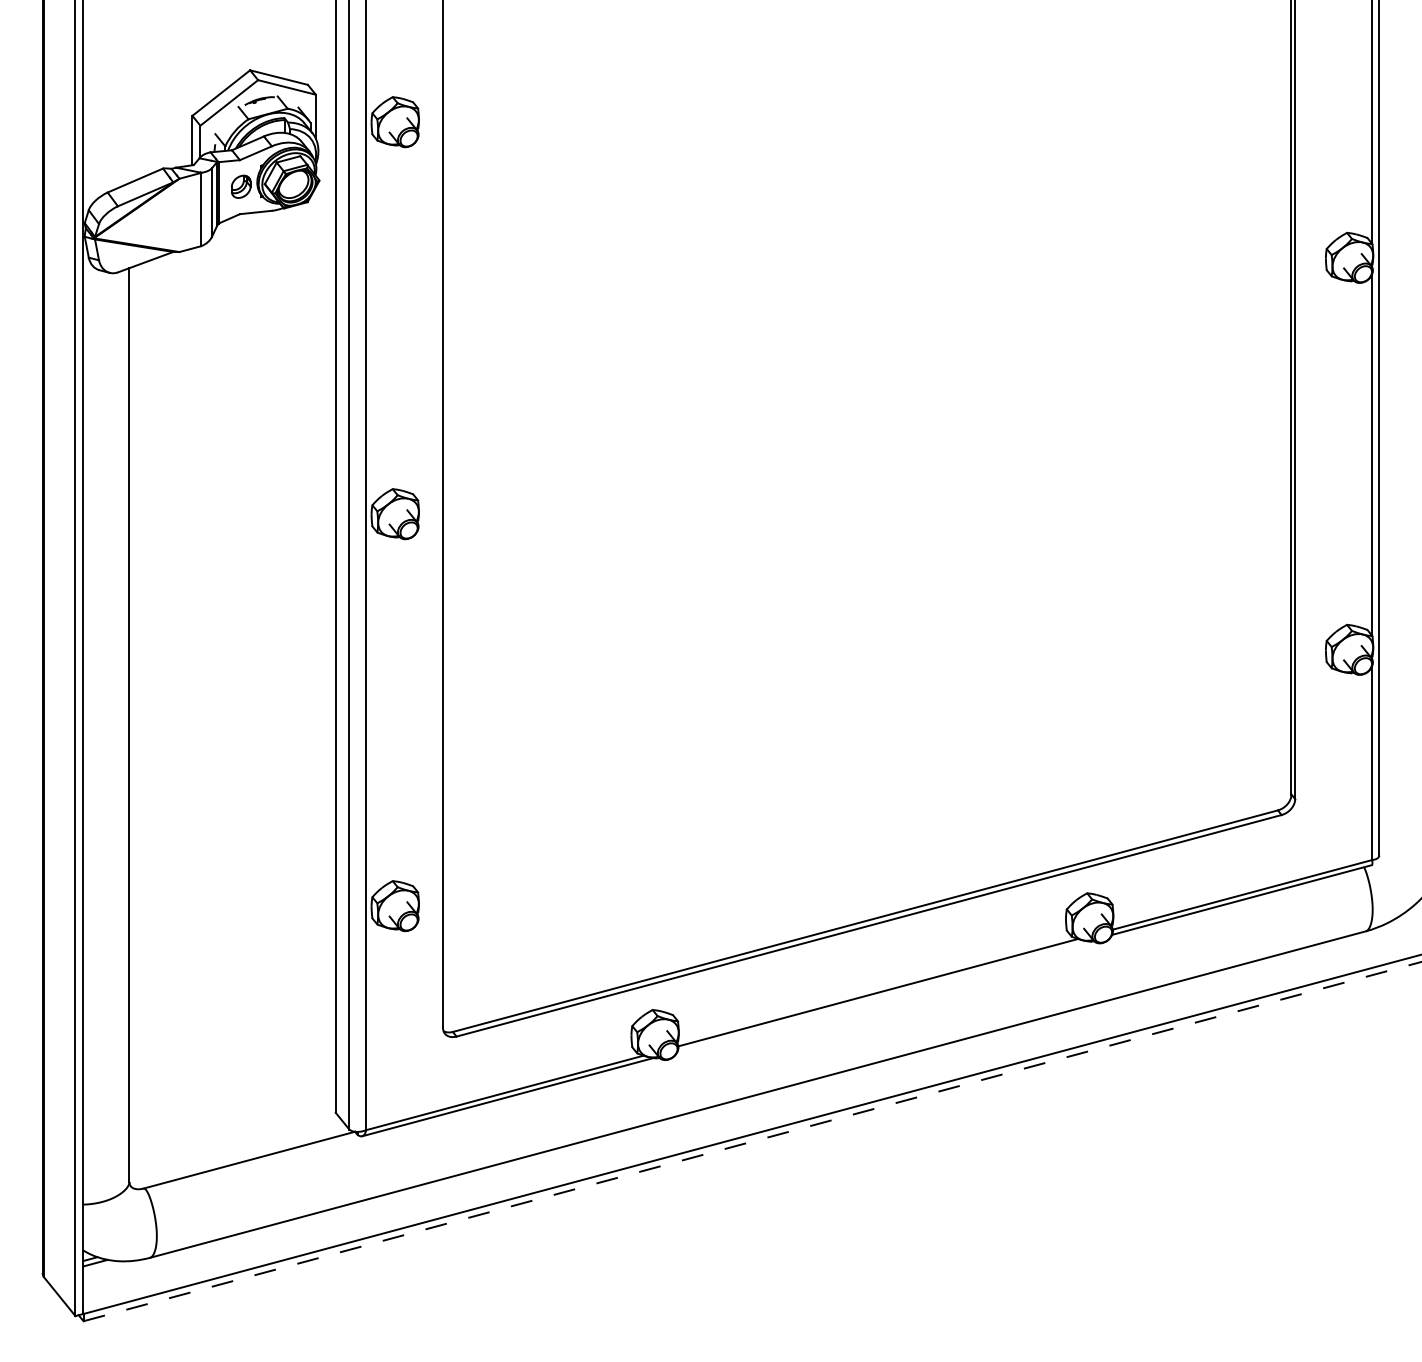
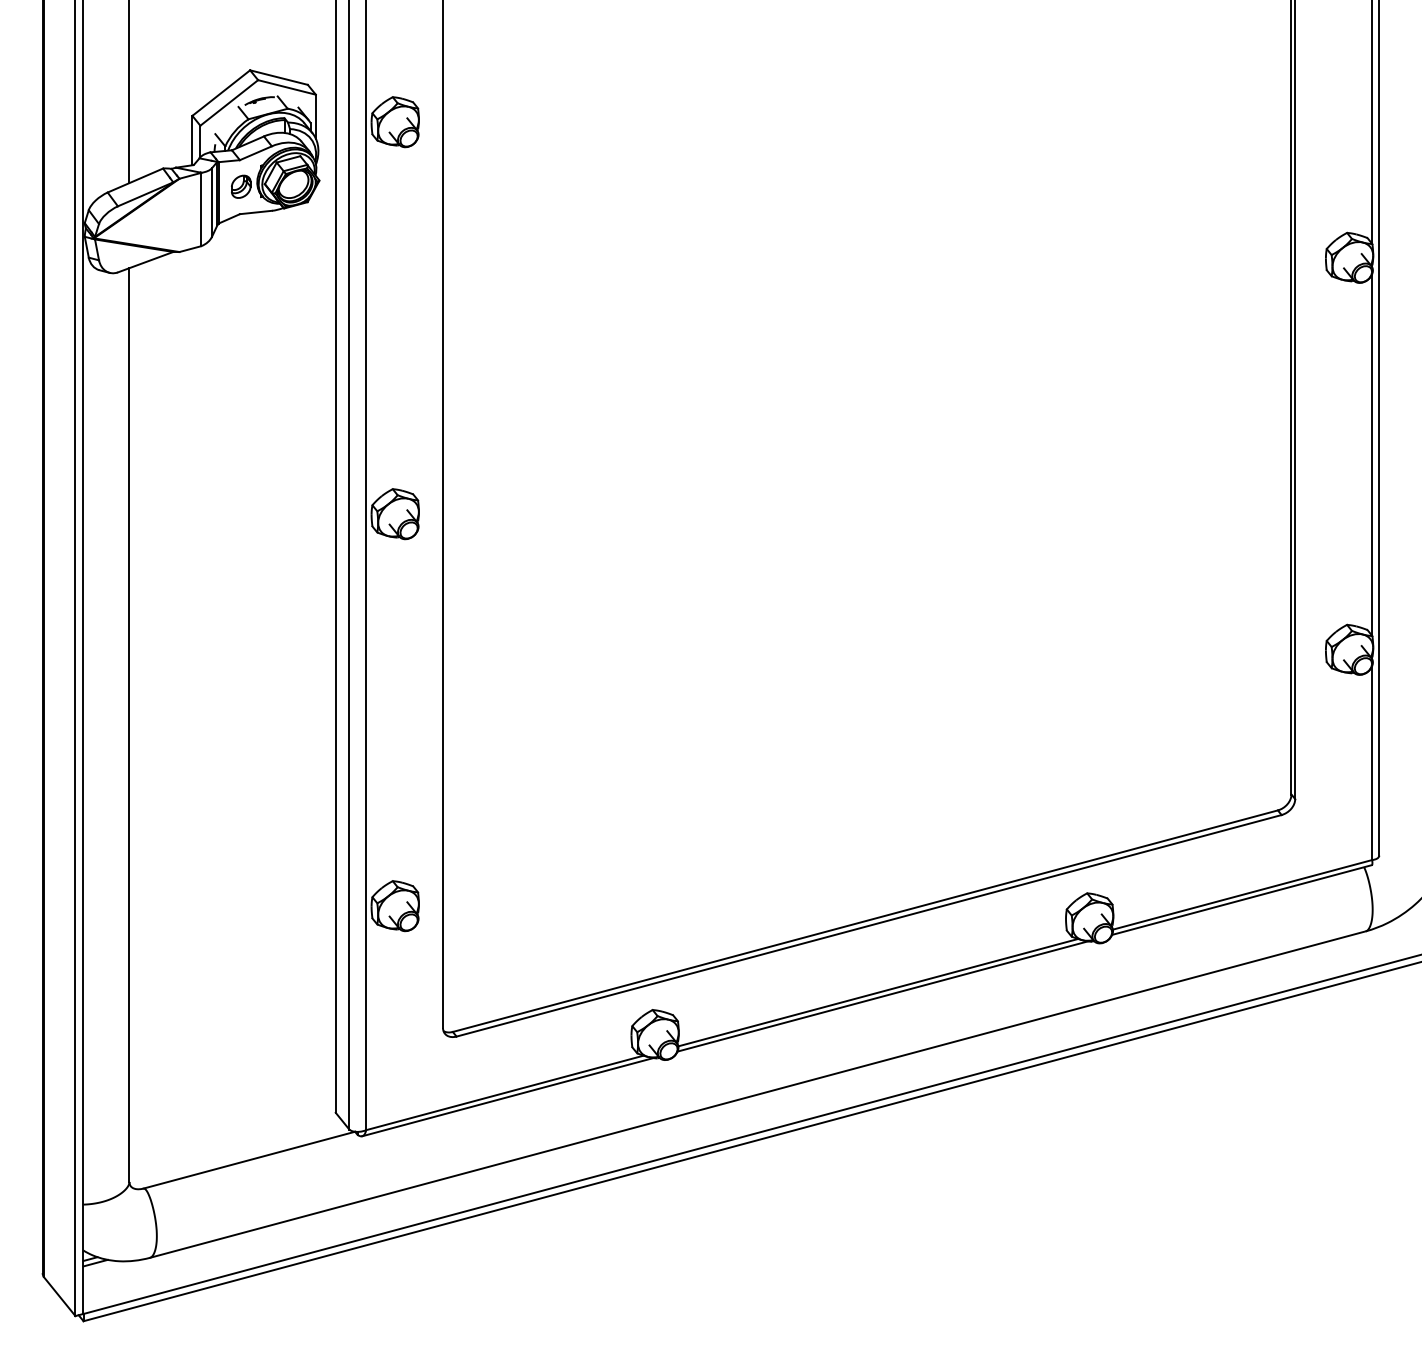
line: none -> present (129, 92)
line: none -> present (882, 996)
line: dashed -> solid (752, 1141)
